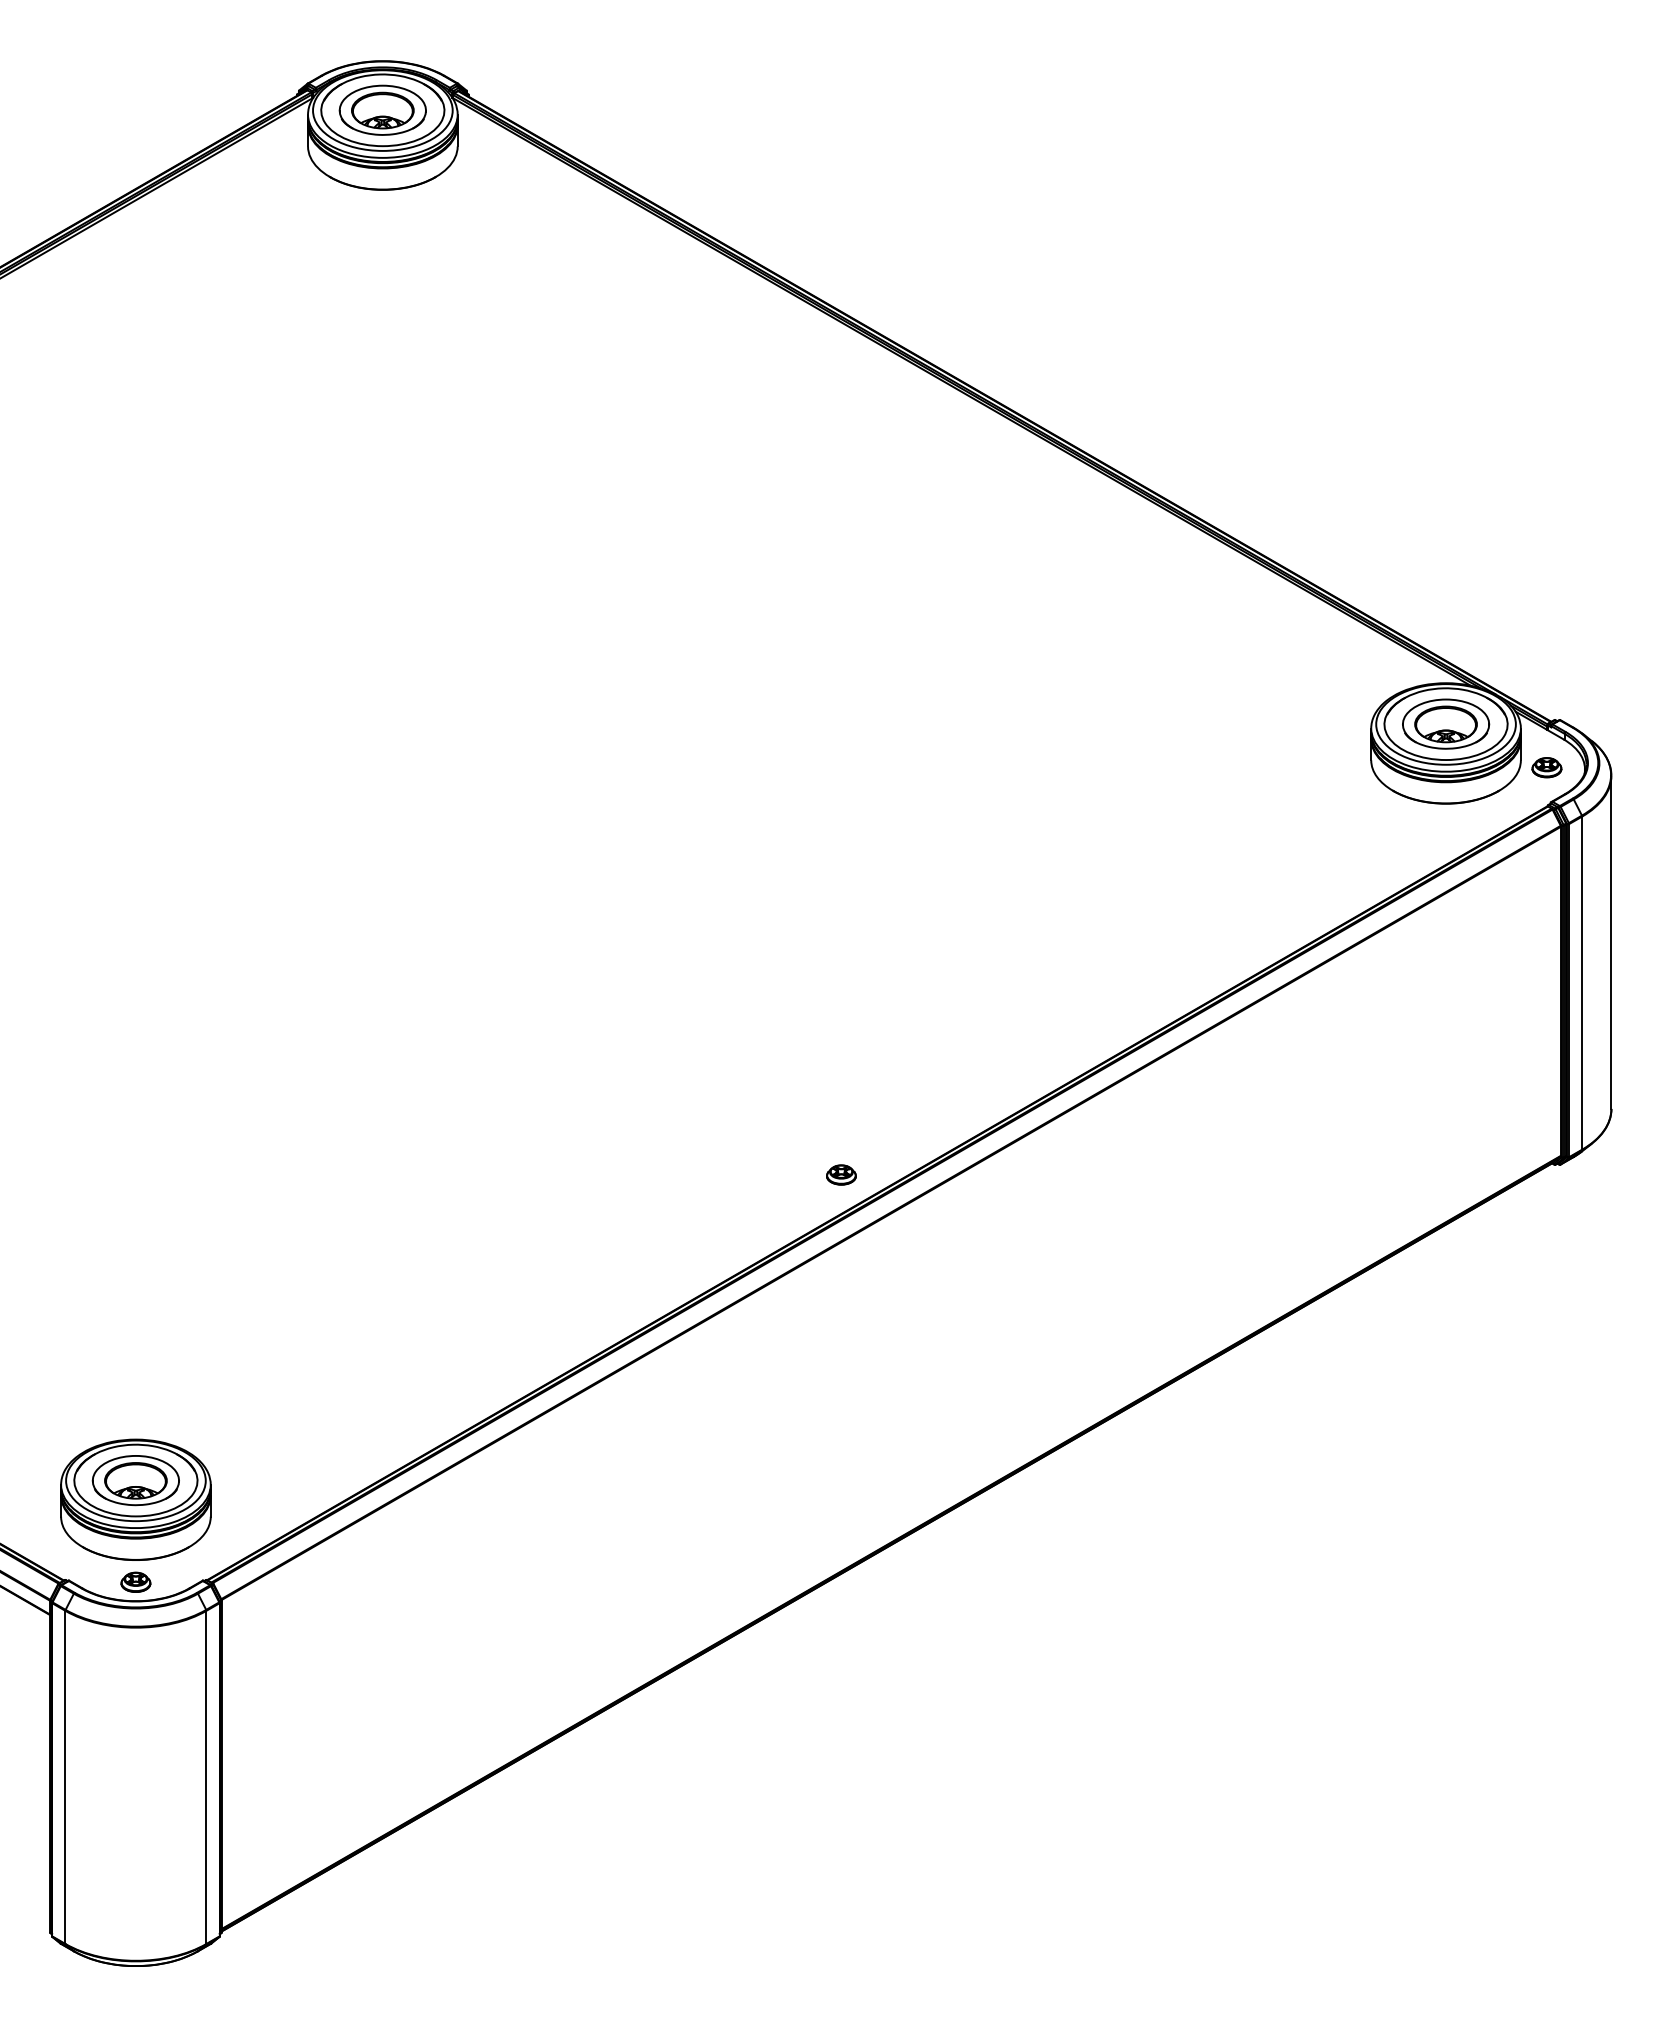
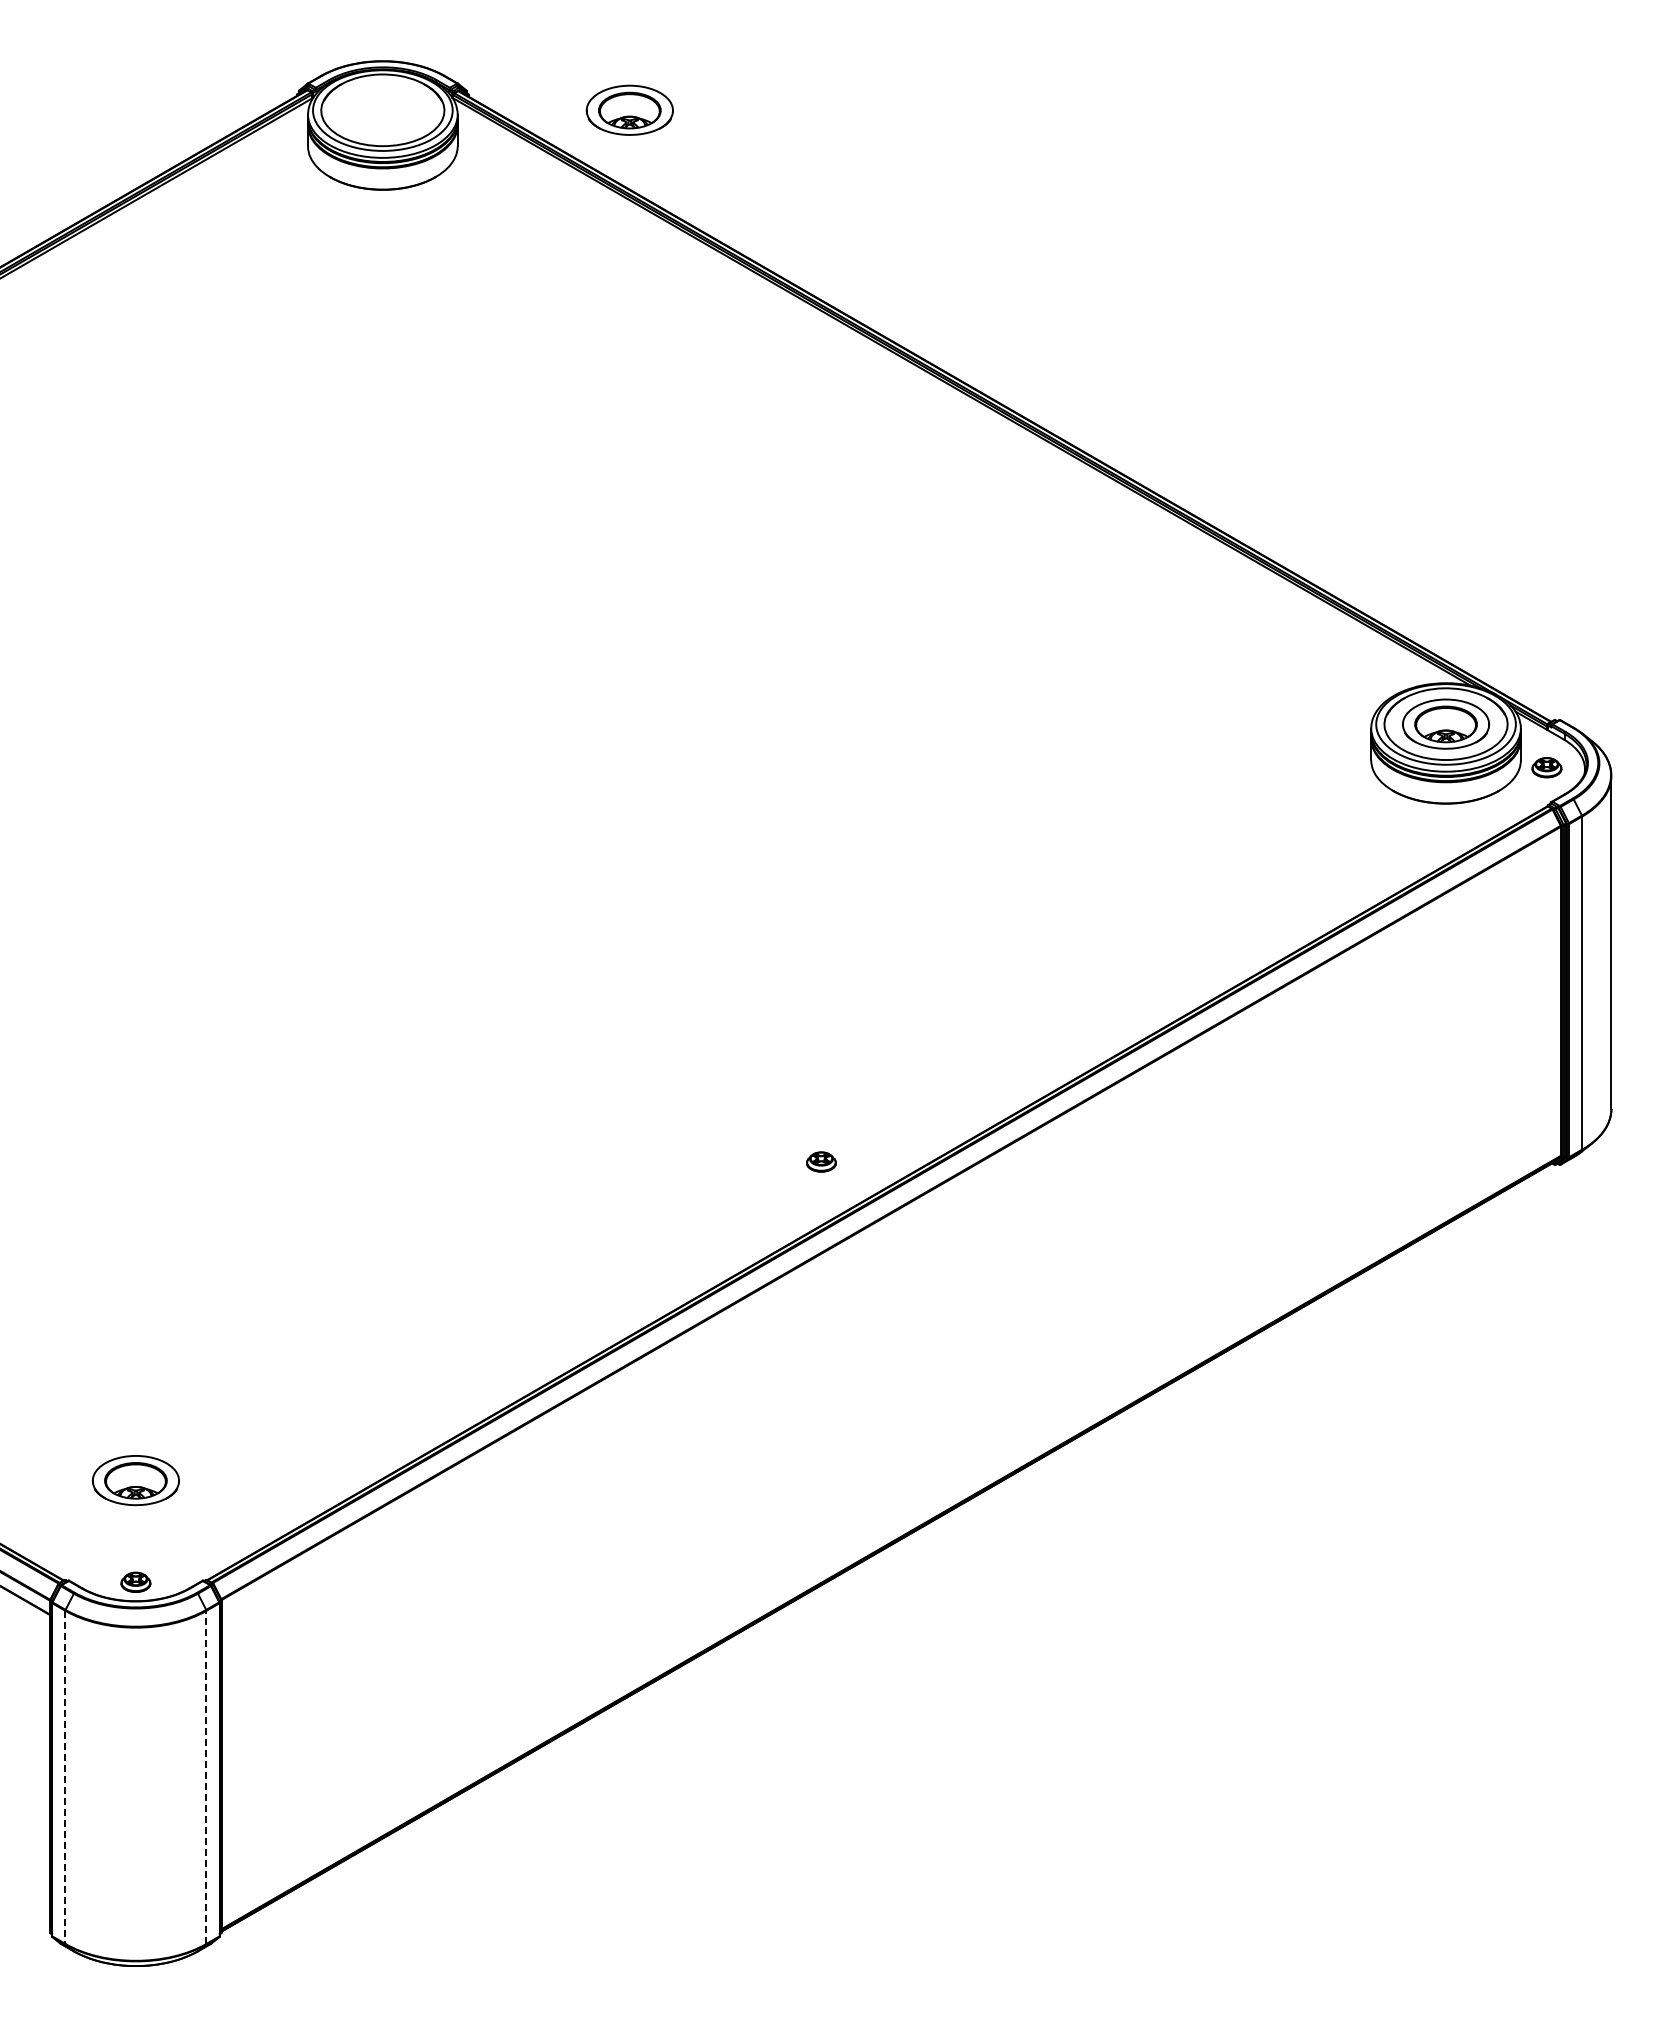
part position: (382, 109) -> (629, 109) (629, 109)
part position: (841, 1174) -> (821, 1161) (821, 1161)
part: present -> none (135, 1499)
line: solid -> dashed (65, 1777)
line: solid -> dashed (206, 1777)
